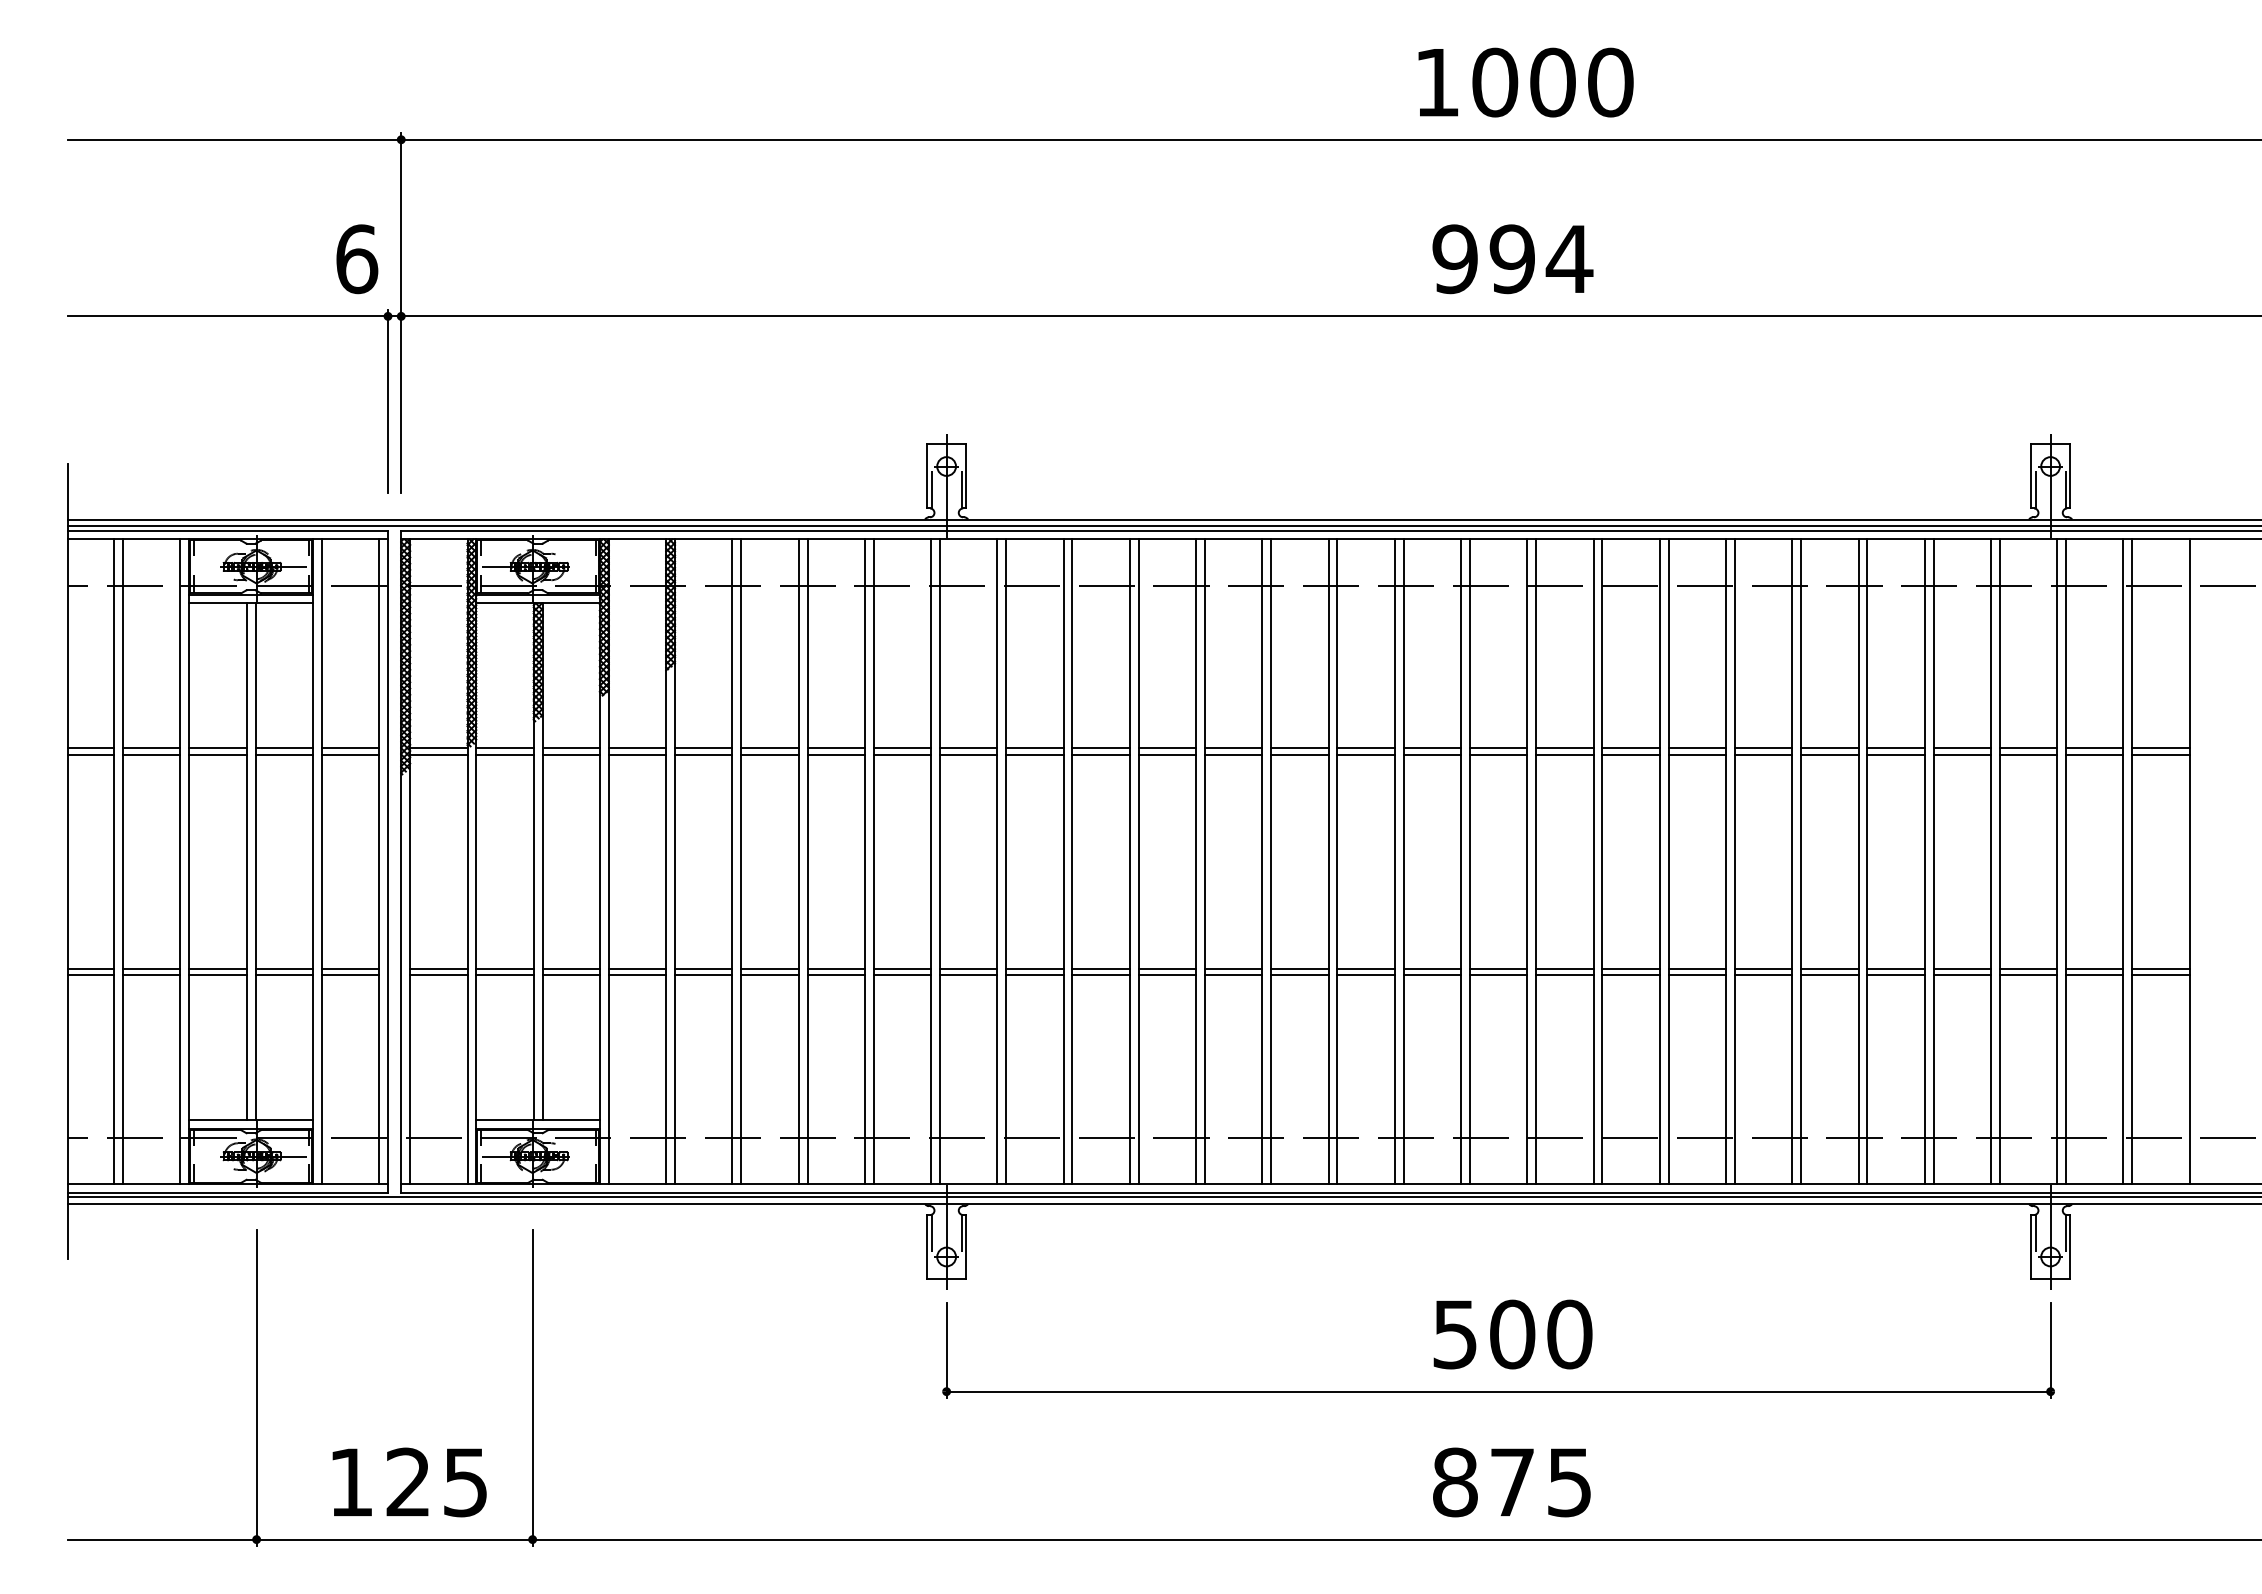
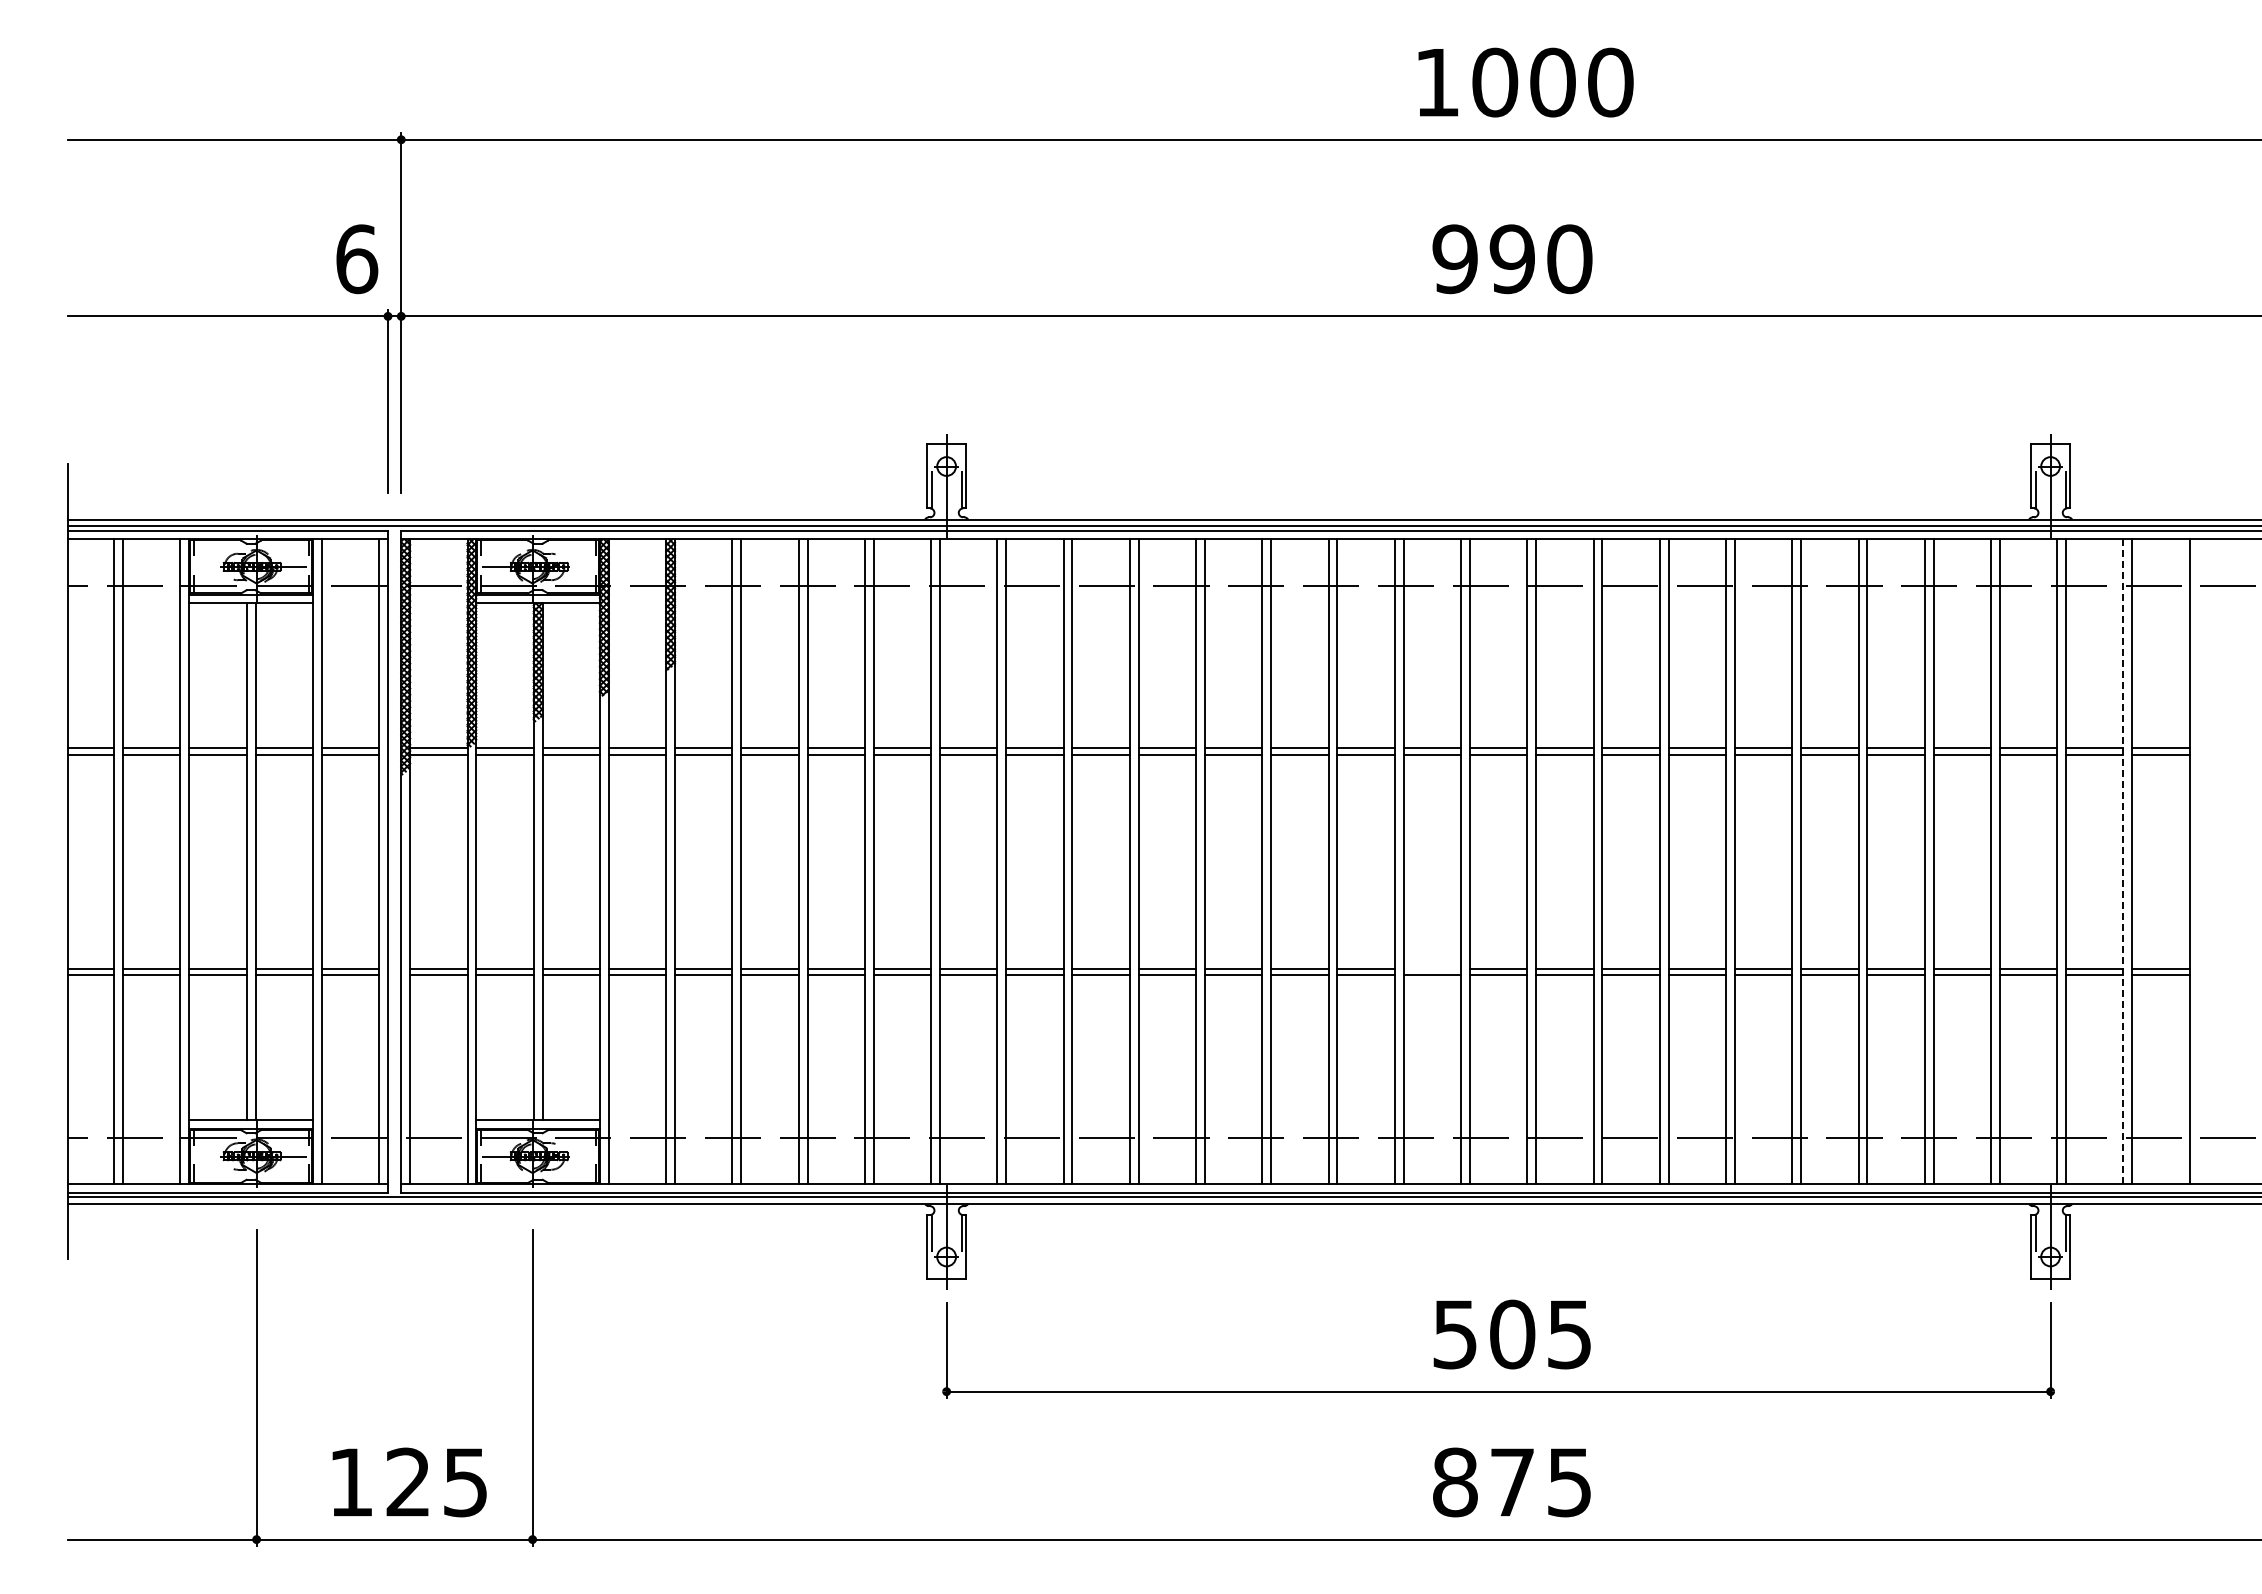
text: 994 -> 990 (1569, 259)
line: solid -> dashed (2123, 861)
line: present -> none (1432, 968)
text: 500 -> 505 (1569, 1334)
